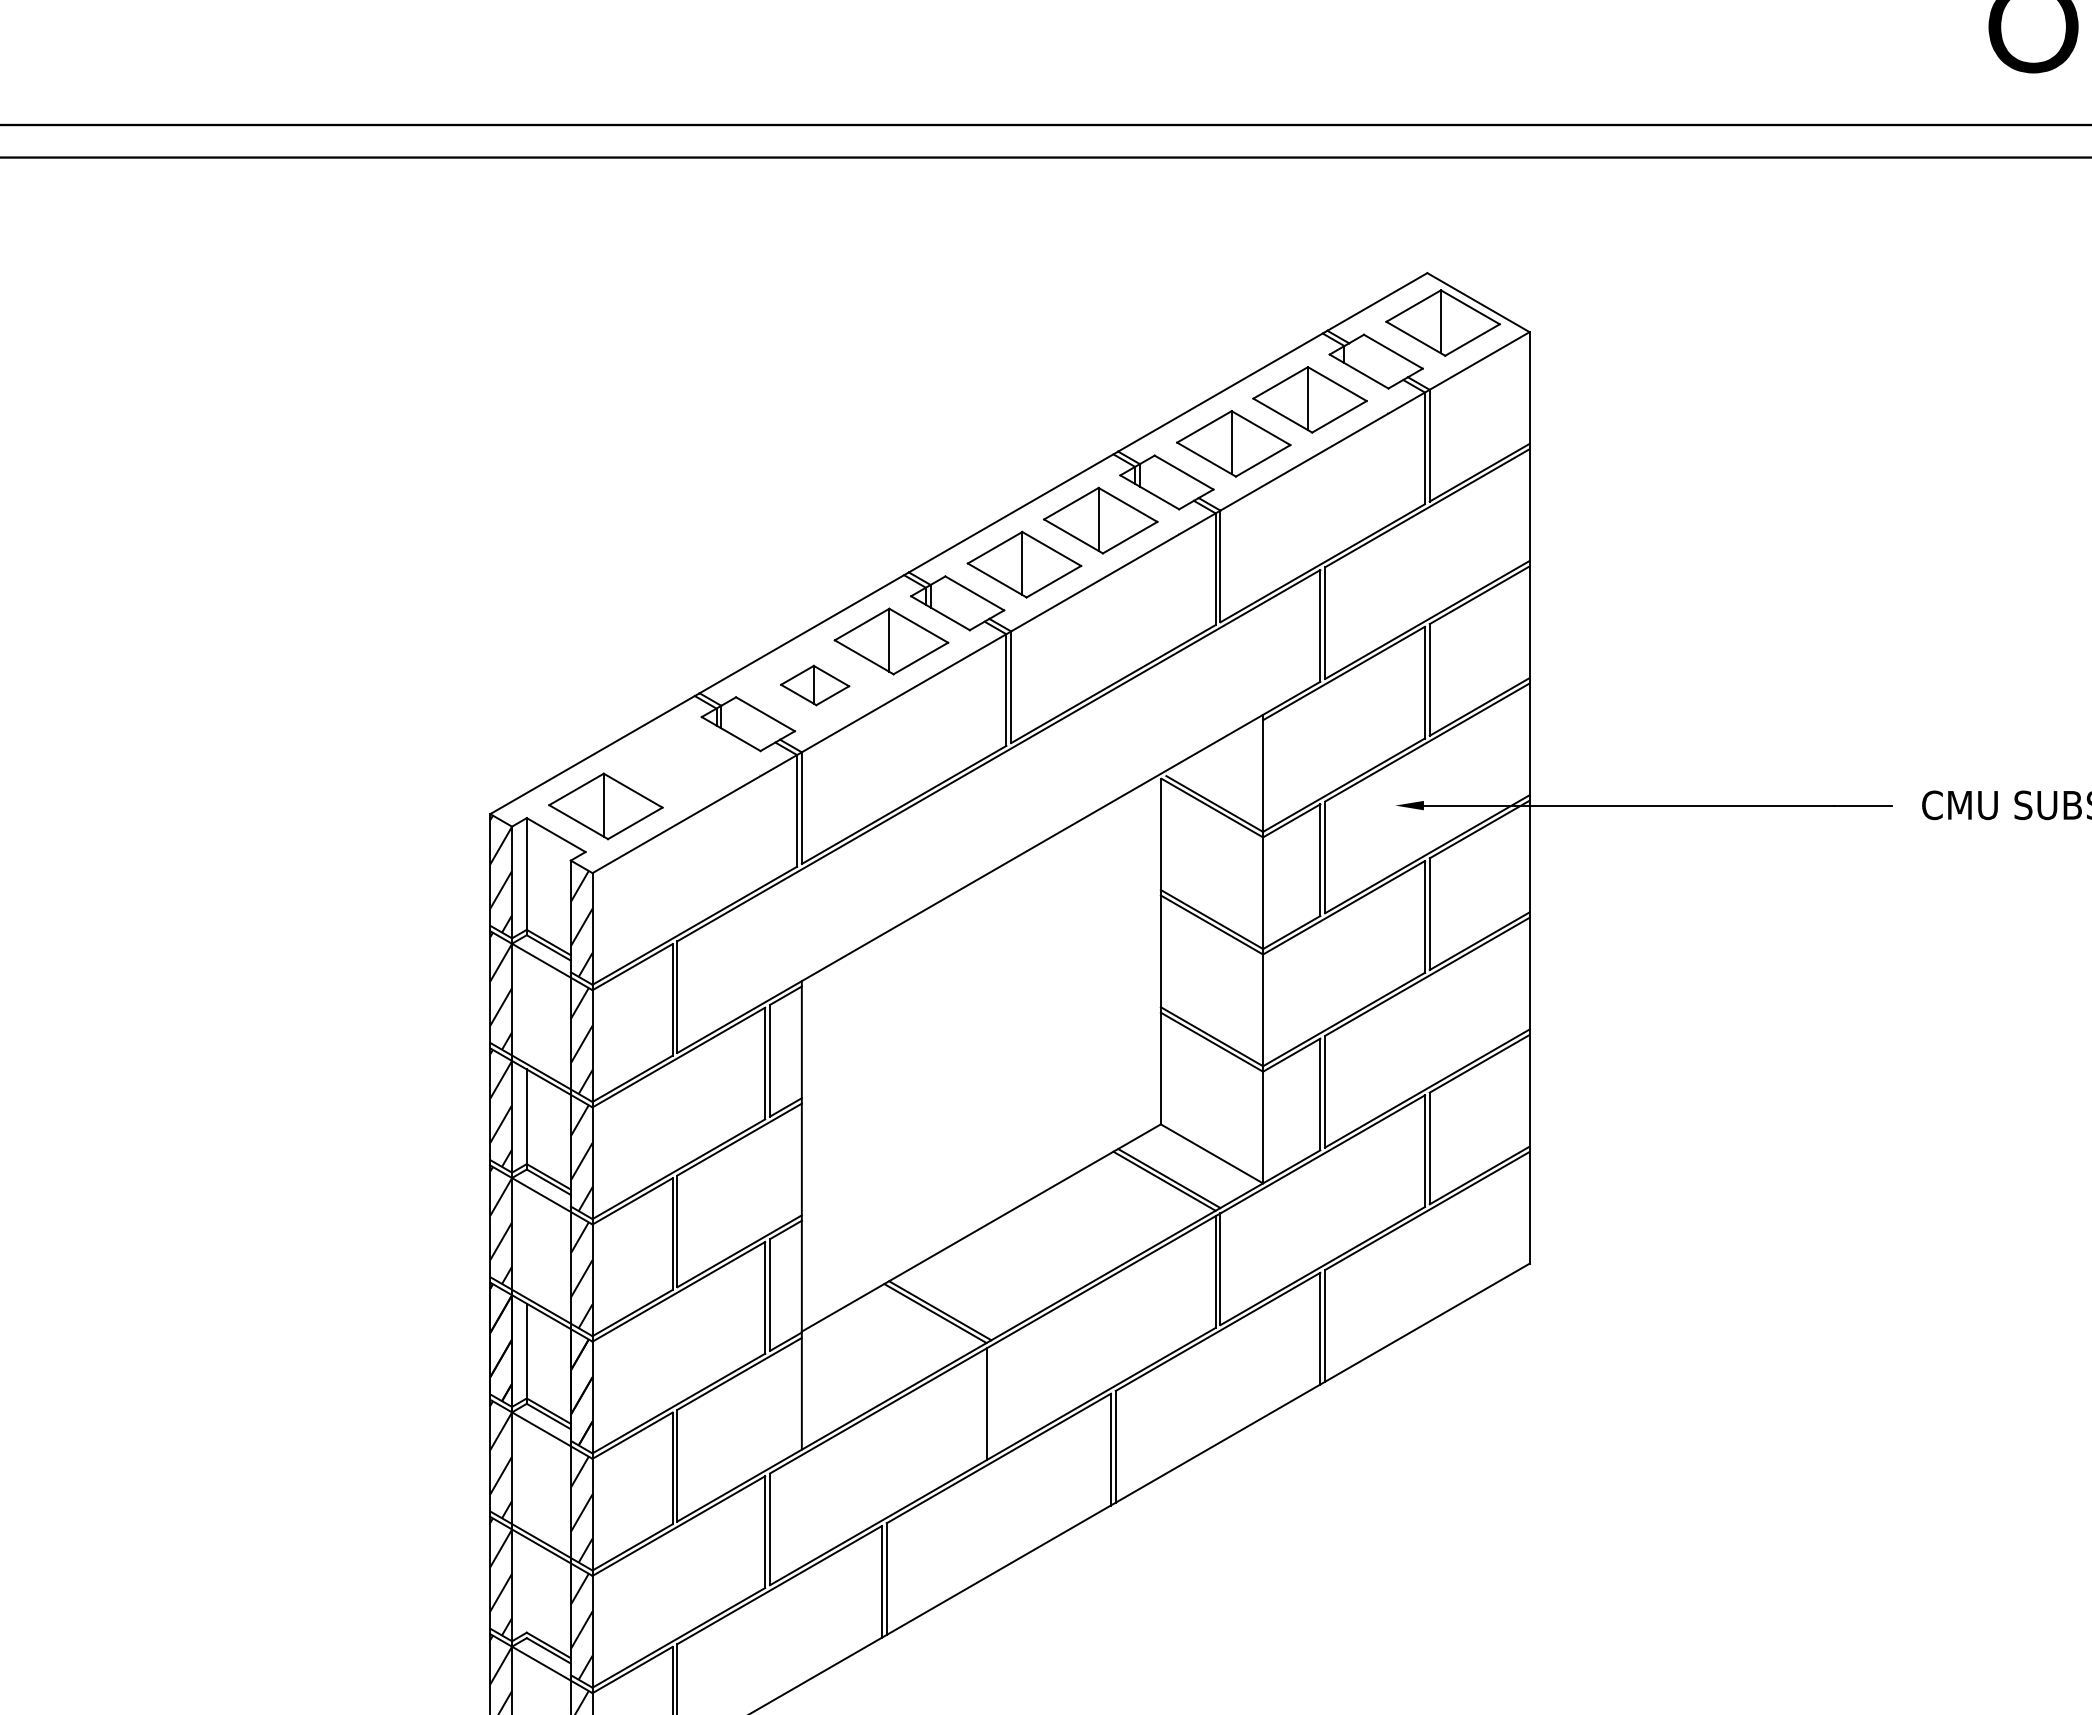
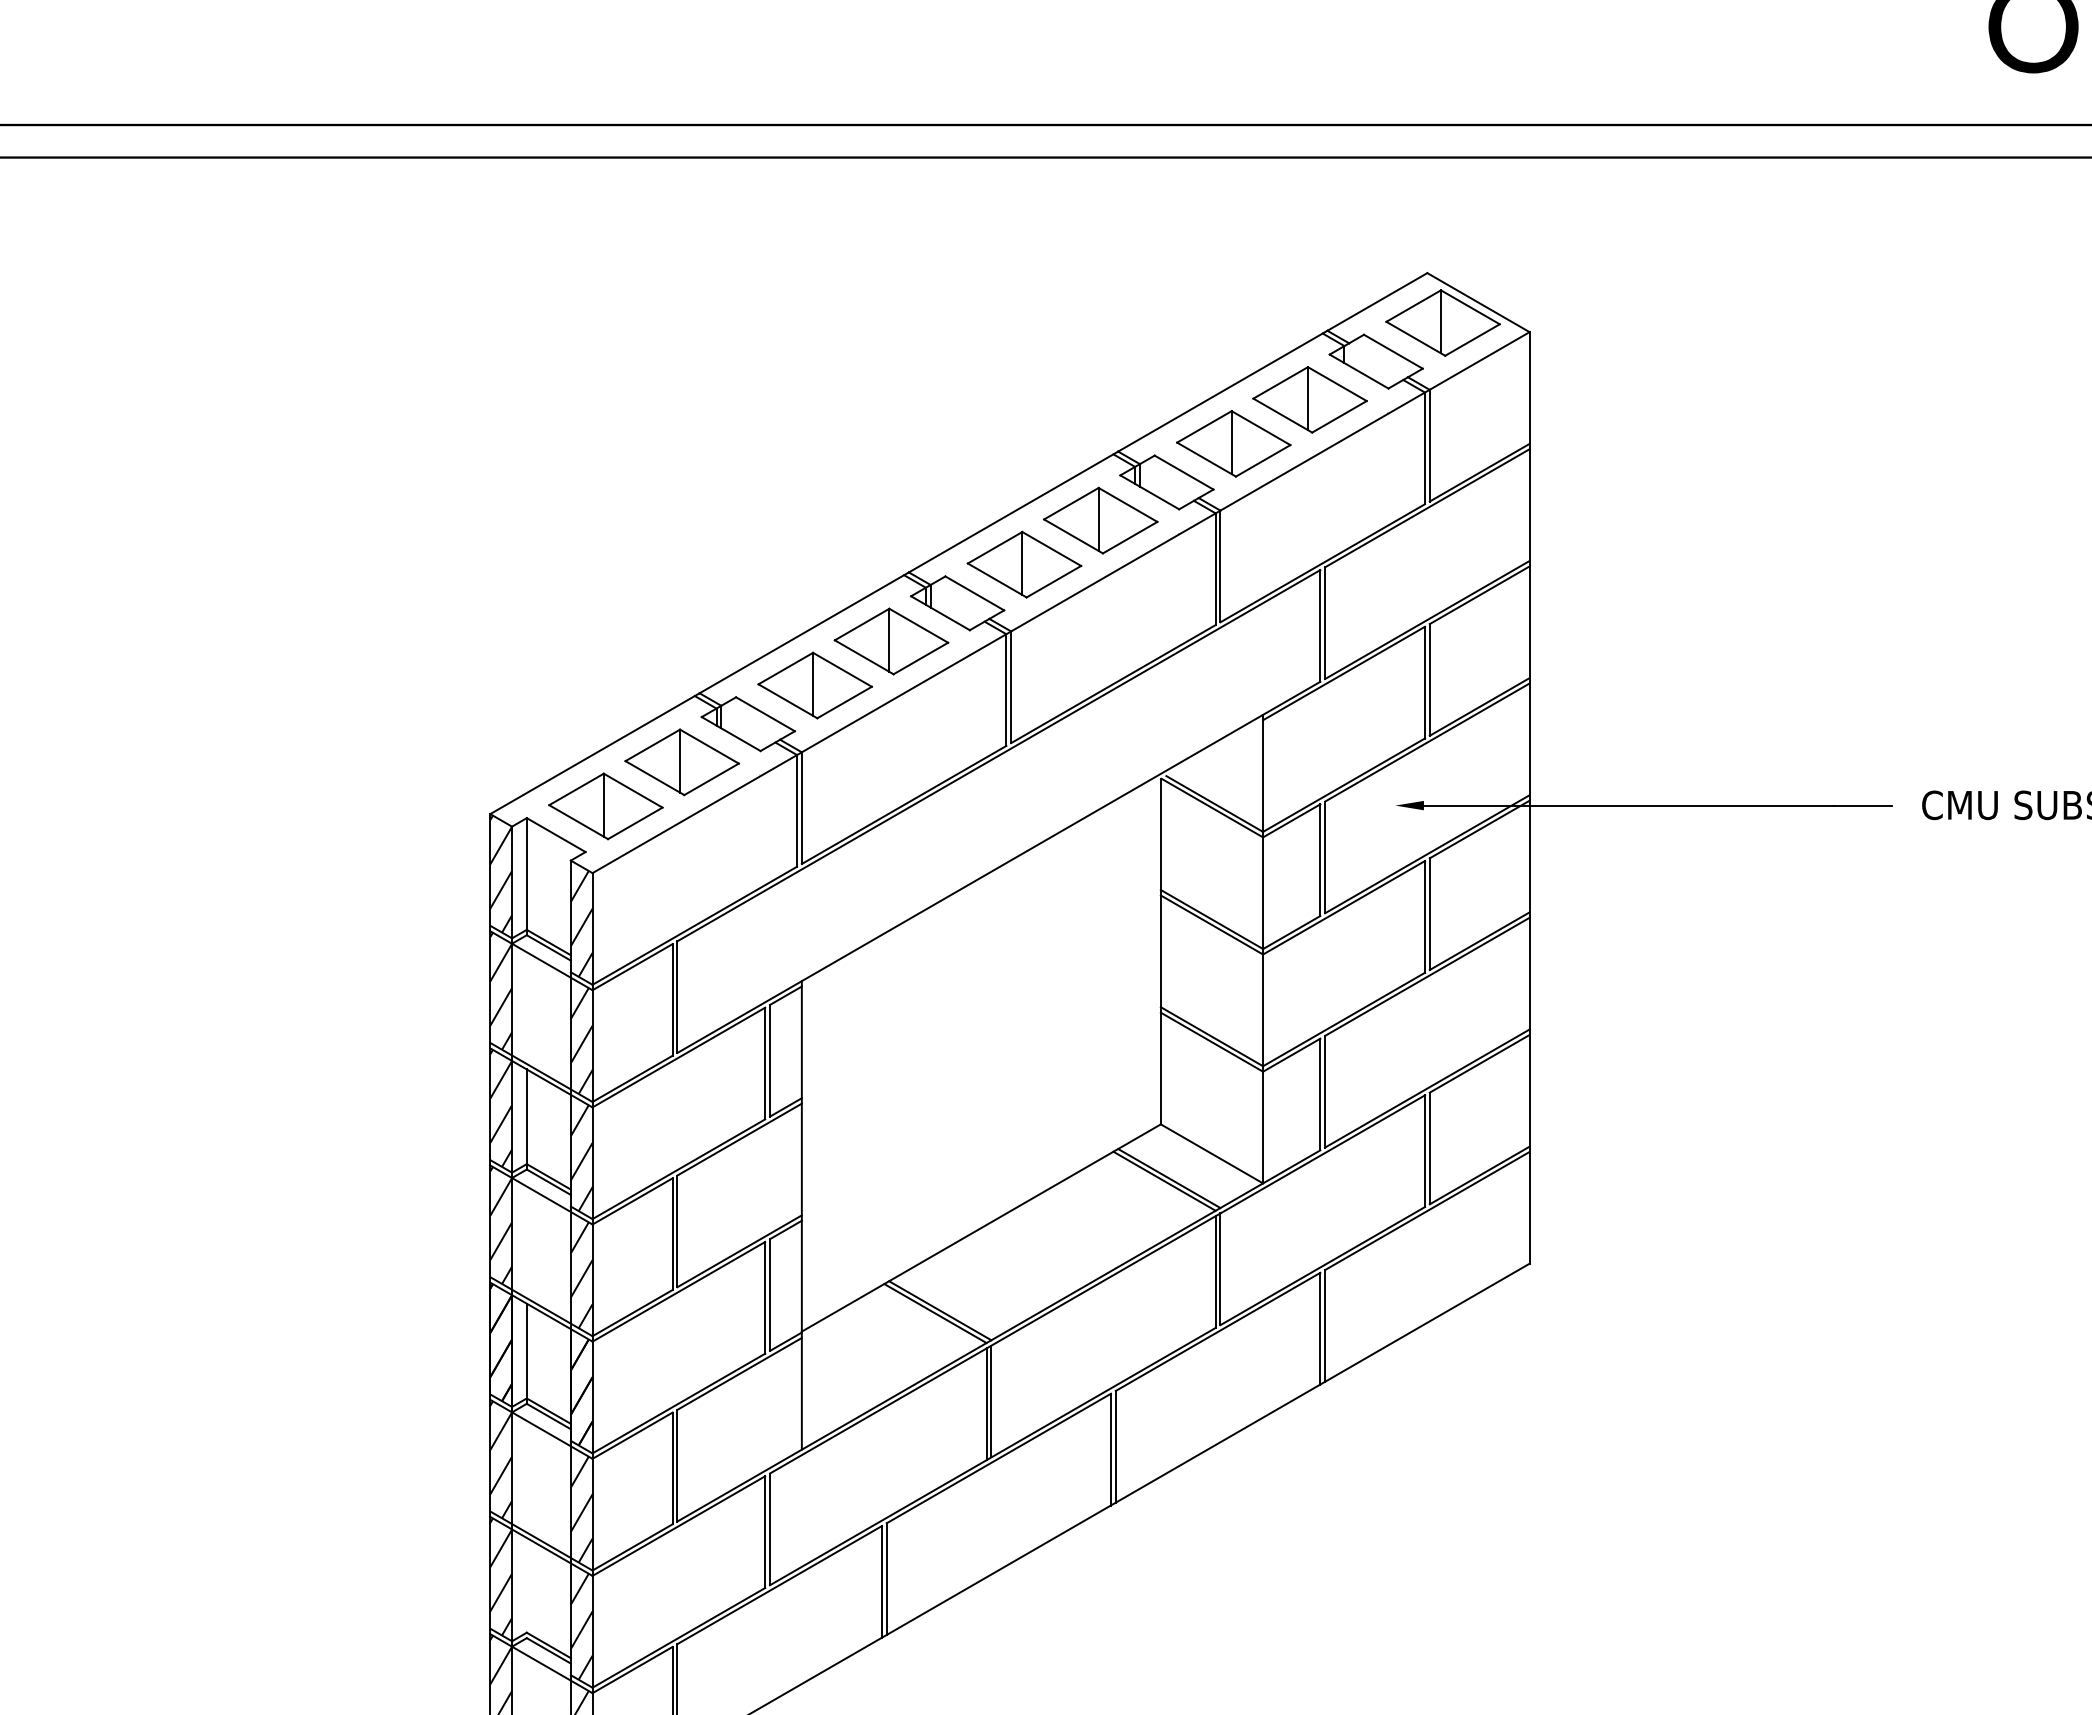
part size: 71x43 px -> 116x69 px (814, 685)
part: none -> present (681, 762)
line: none -> present (991, 1401)
